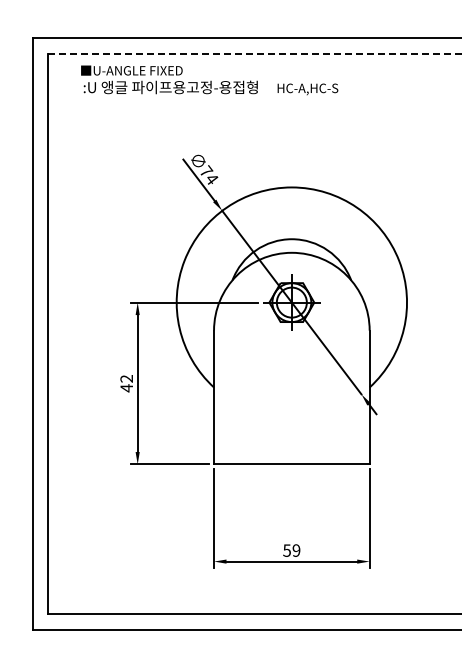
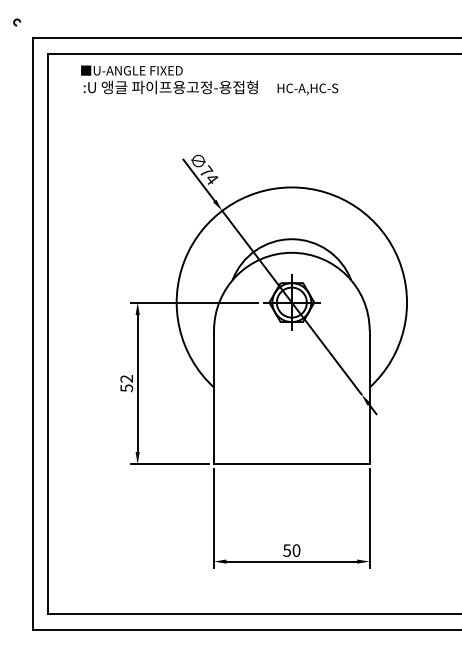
arc: none -> present (17, 20)
line: dashed -> solid (255, 53)
text: 42 -> 52 (126, 388)
text: 59 -> 50 (296, 550)
